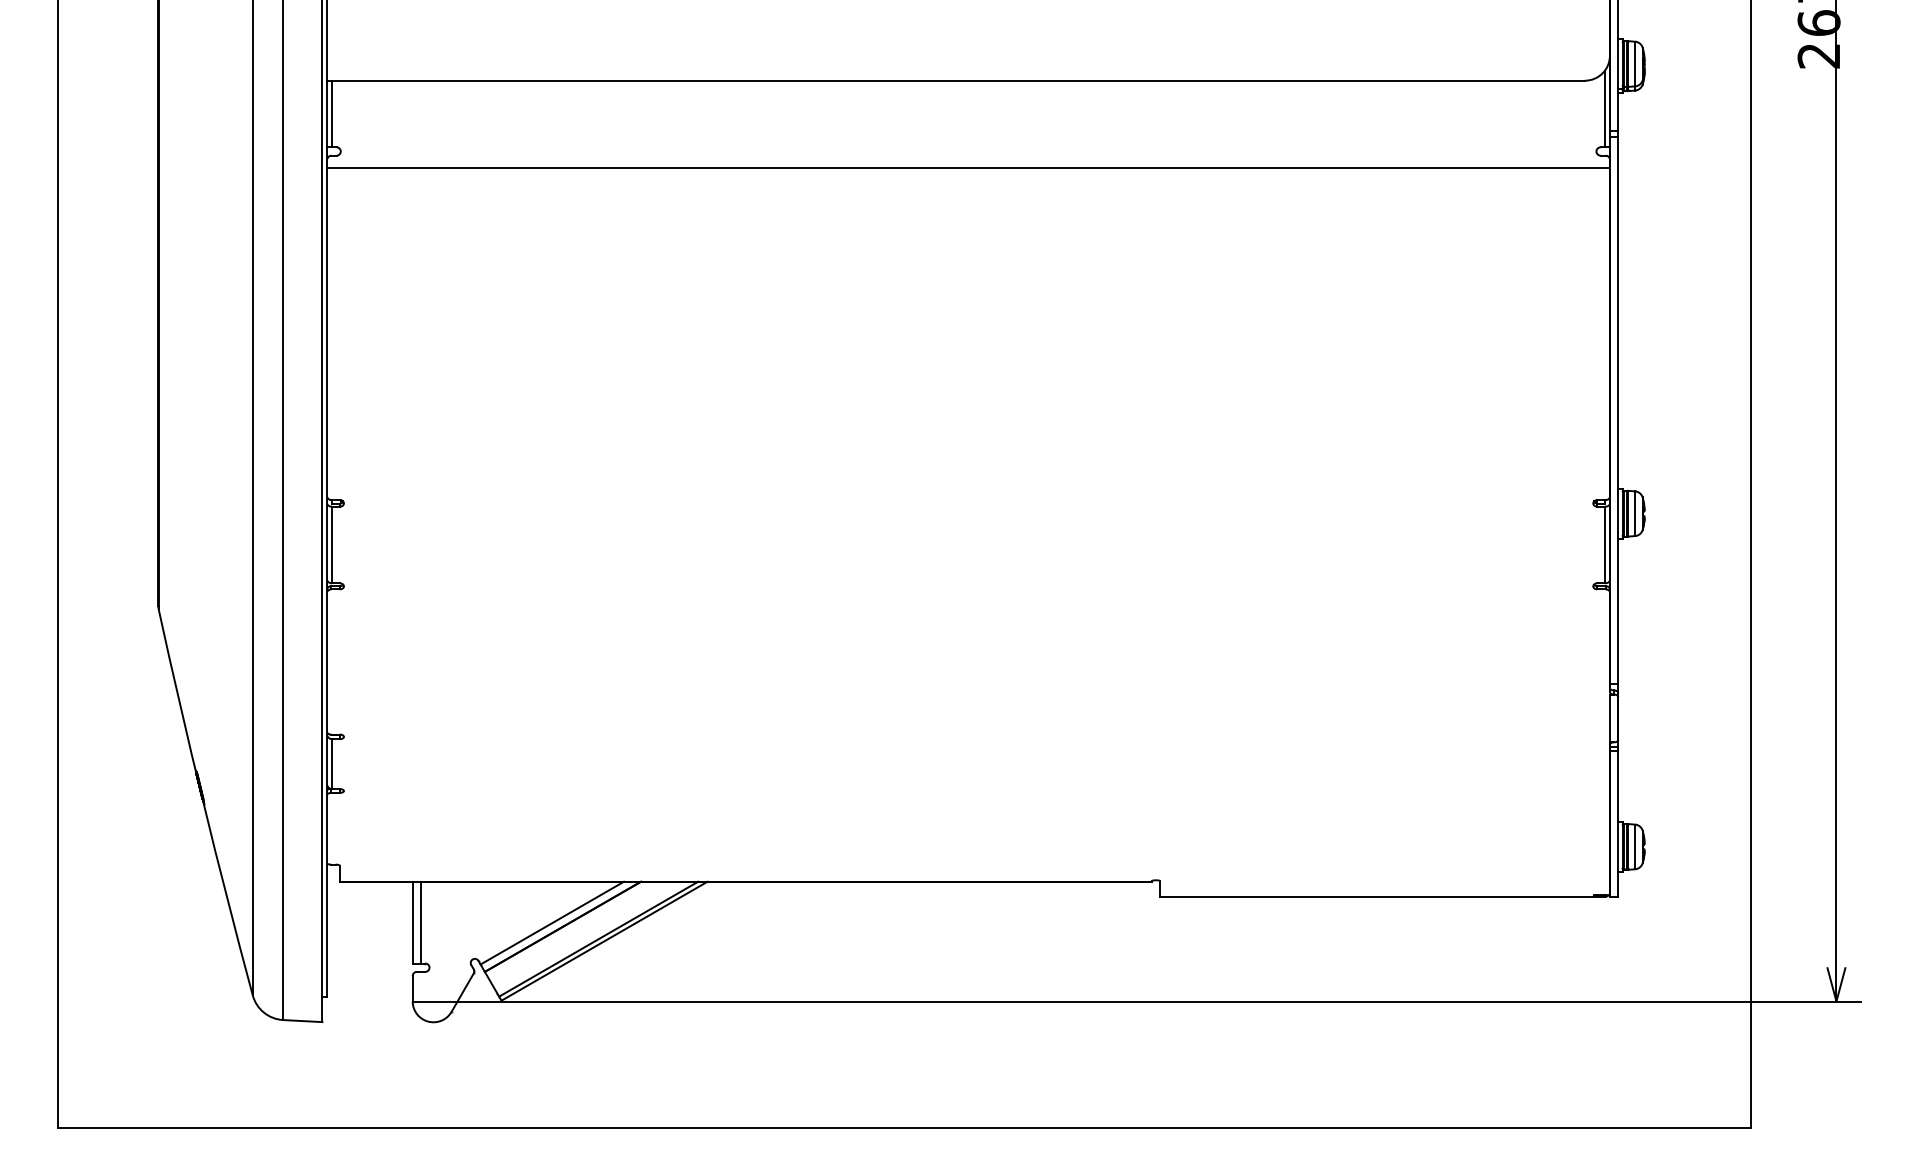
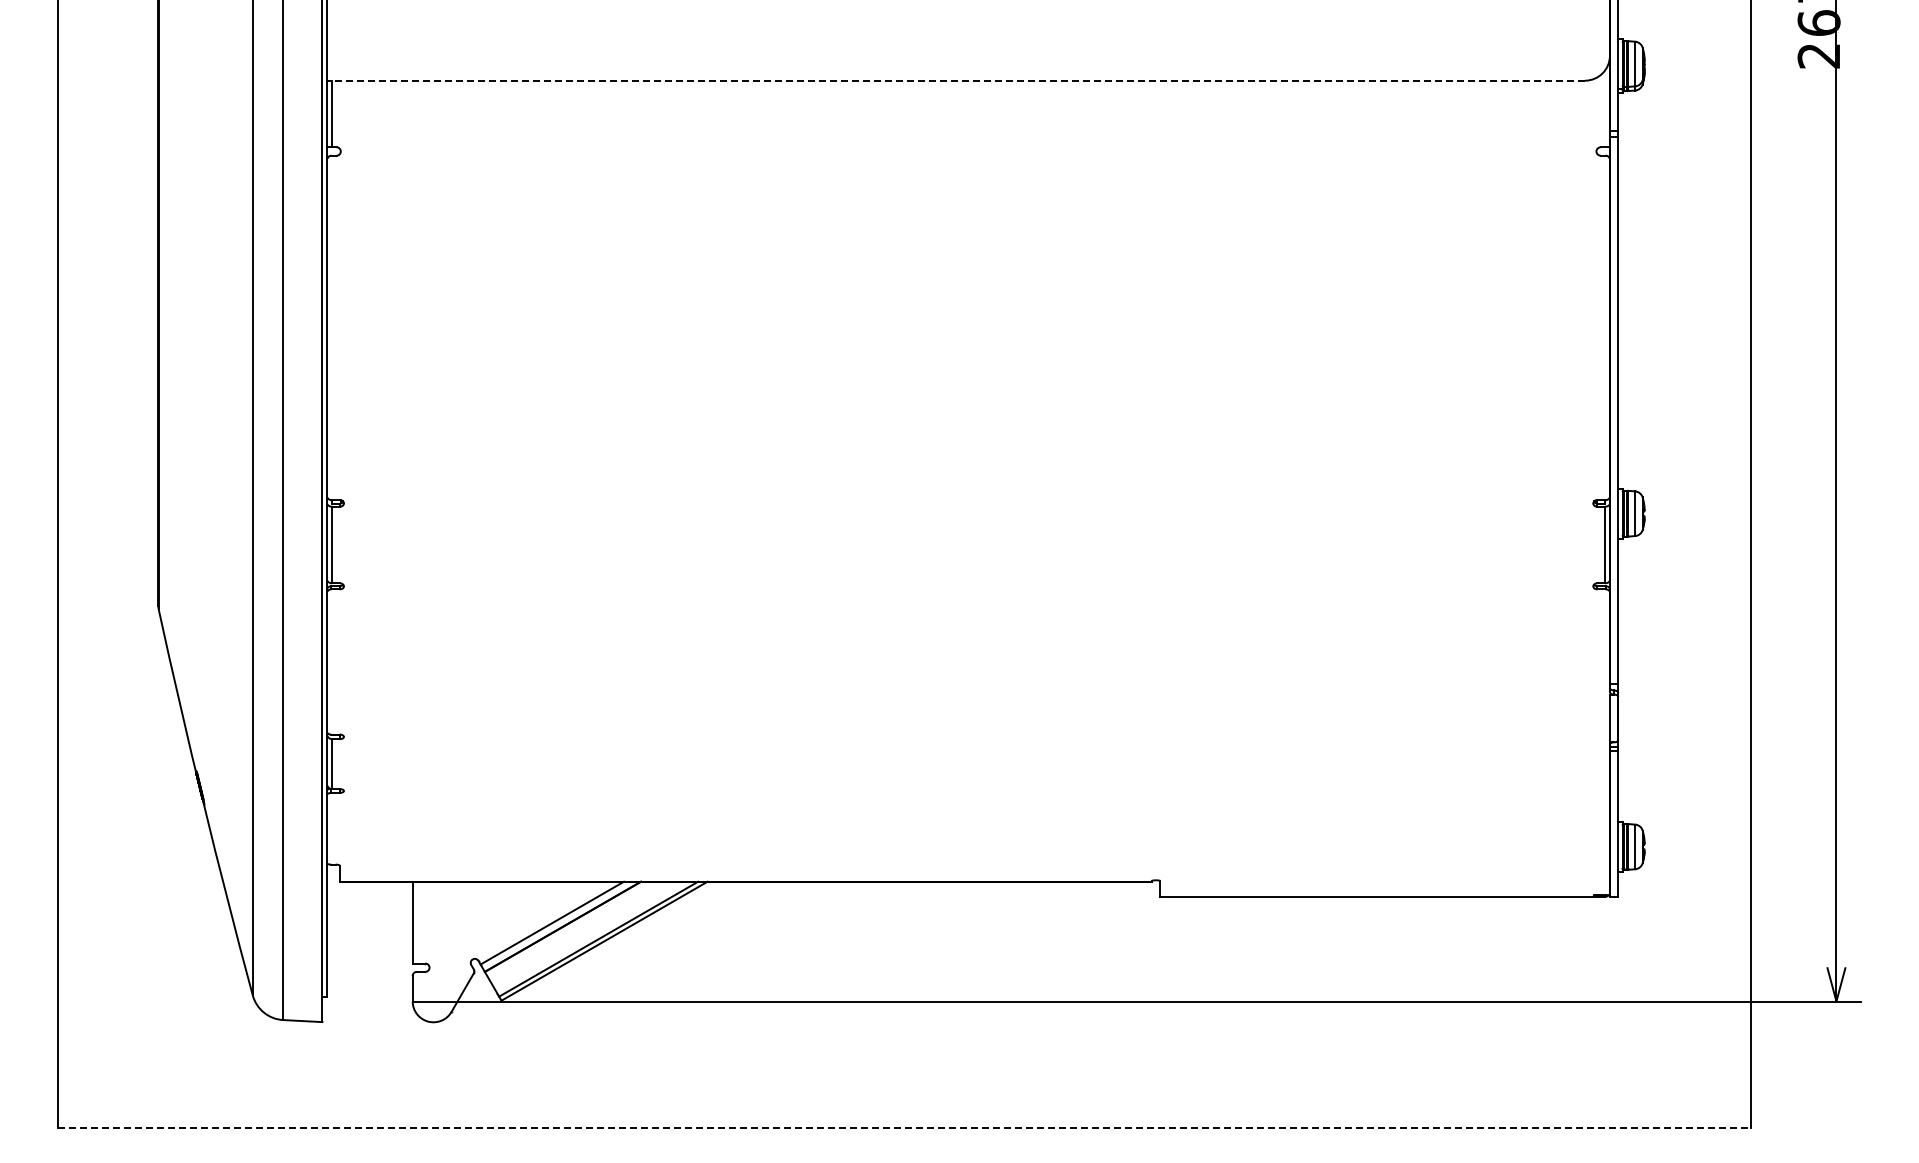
line: solid -> dashed (956, 80)
line: present -> none (1604, 108)
line: present -> none (968, 167)
line: present -> none (421, 922)
line: solid -> dashed (904, 1128)
